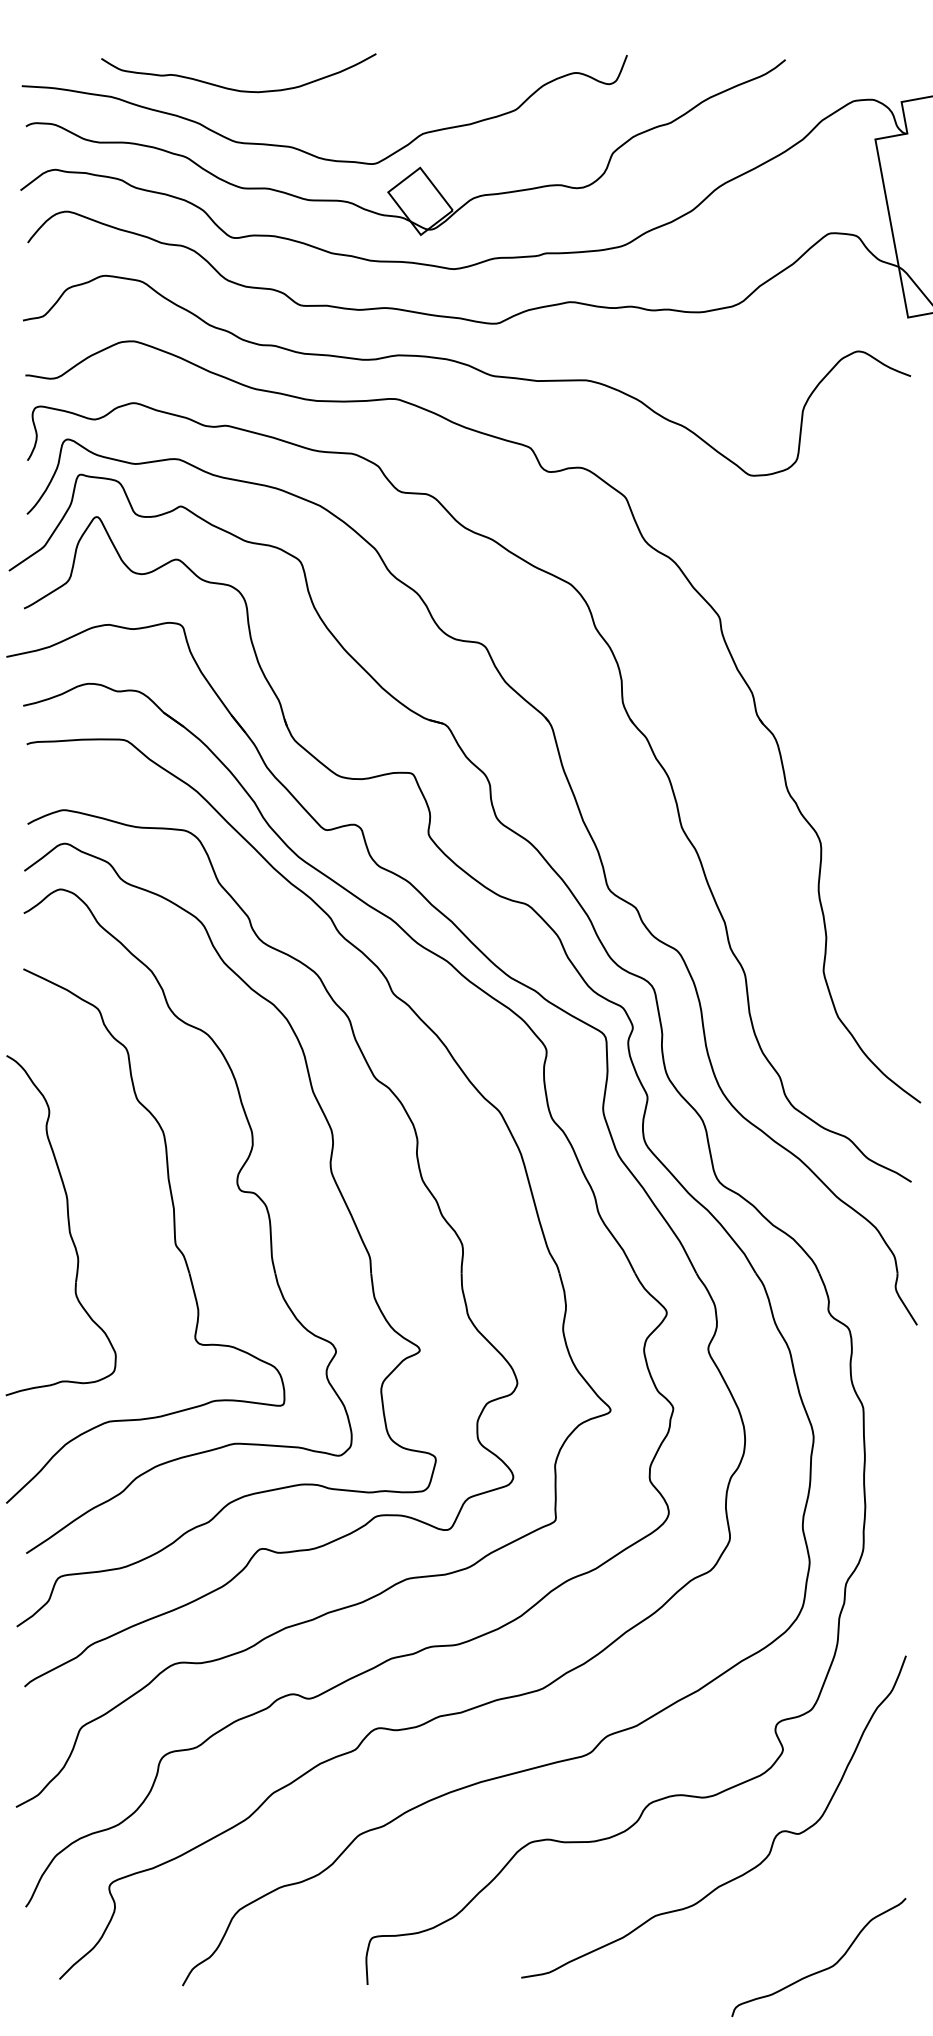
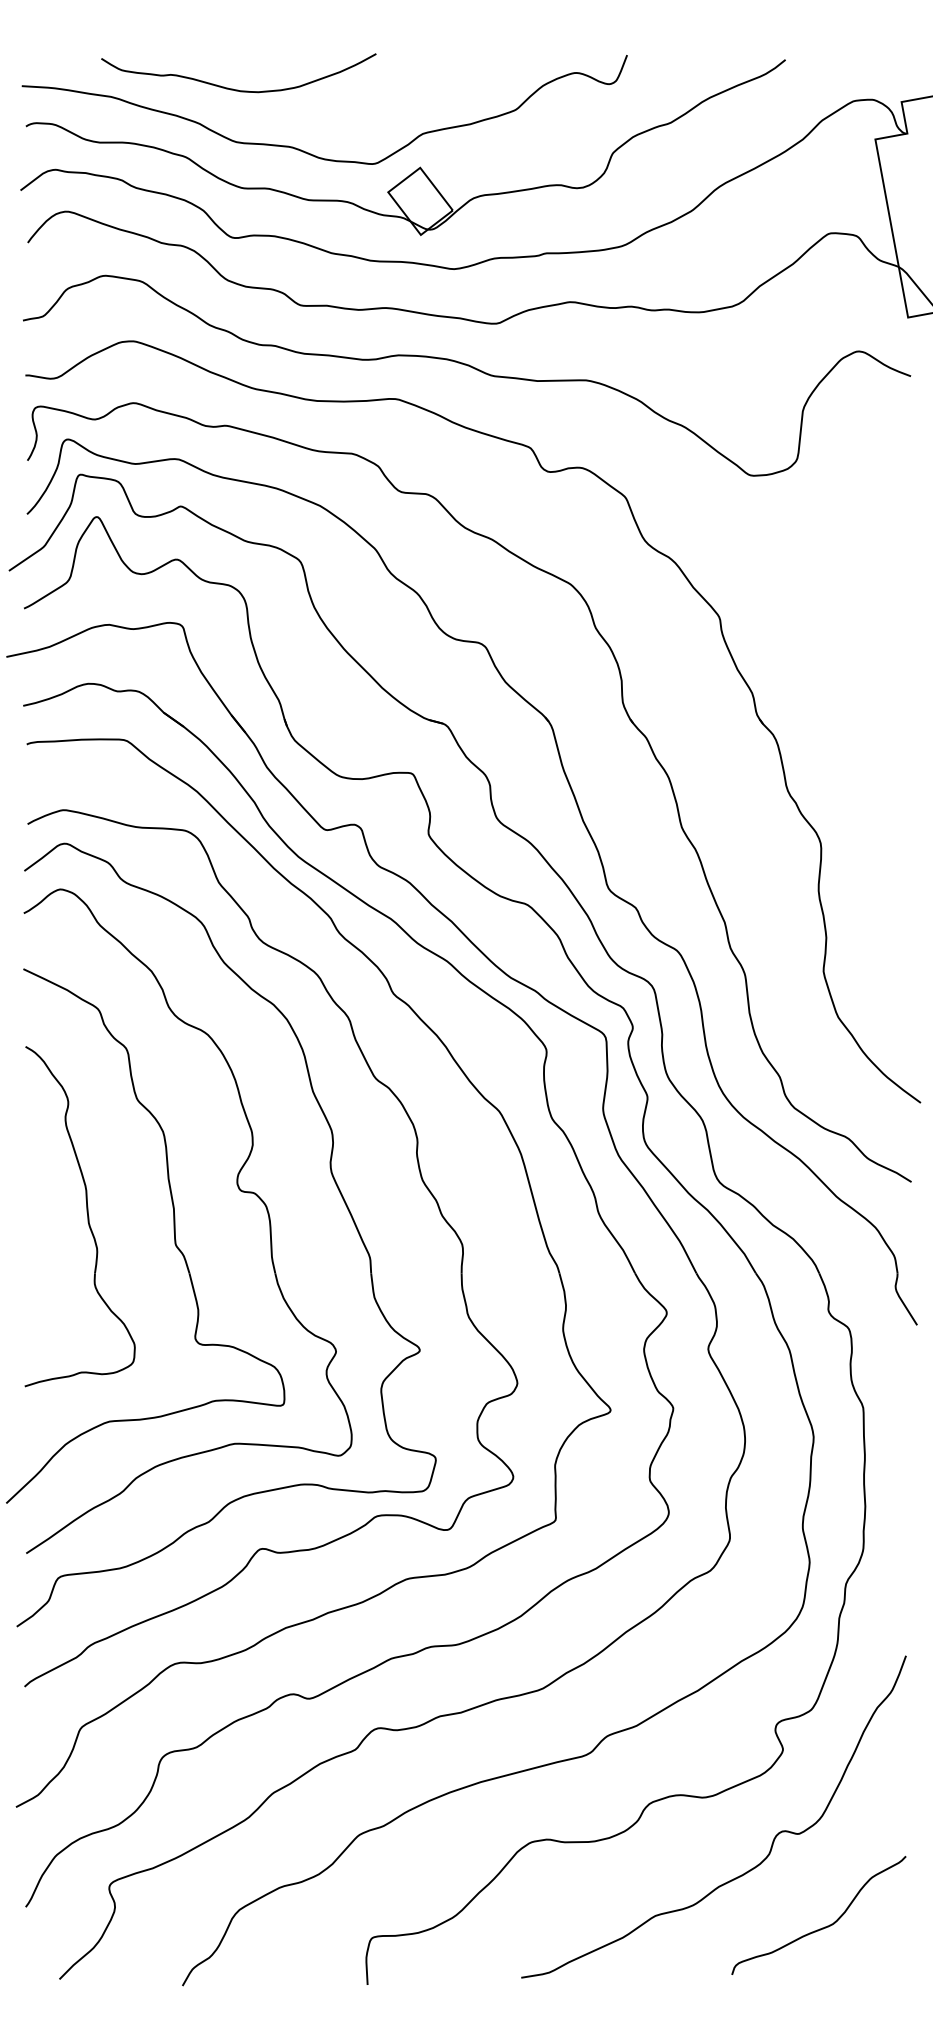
part position: (68, 1225) -> (87, 1216) (87, 1216)
curve position: (824, 1968) -> (824, 1926) (824, 1926)
